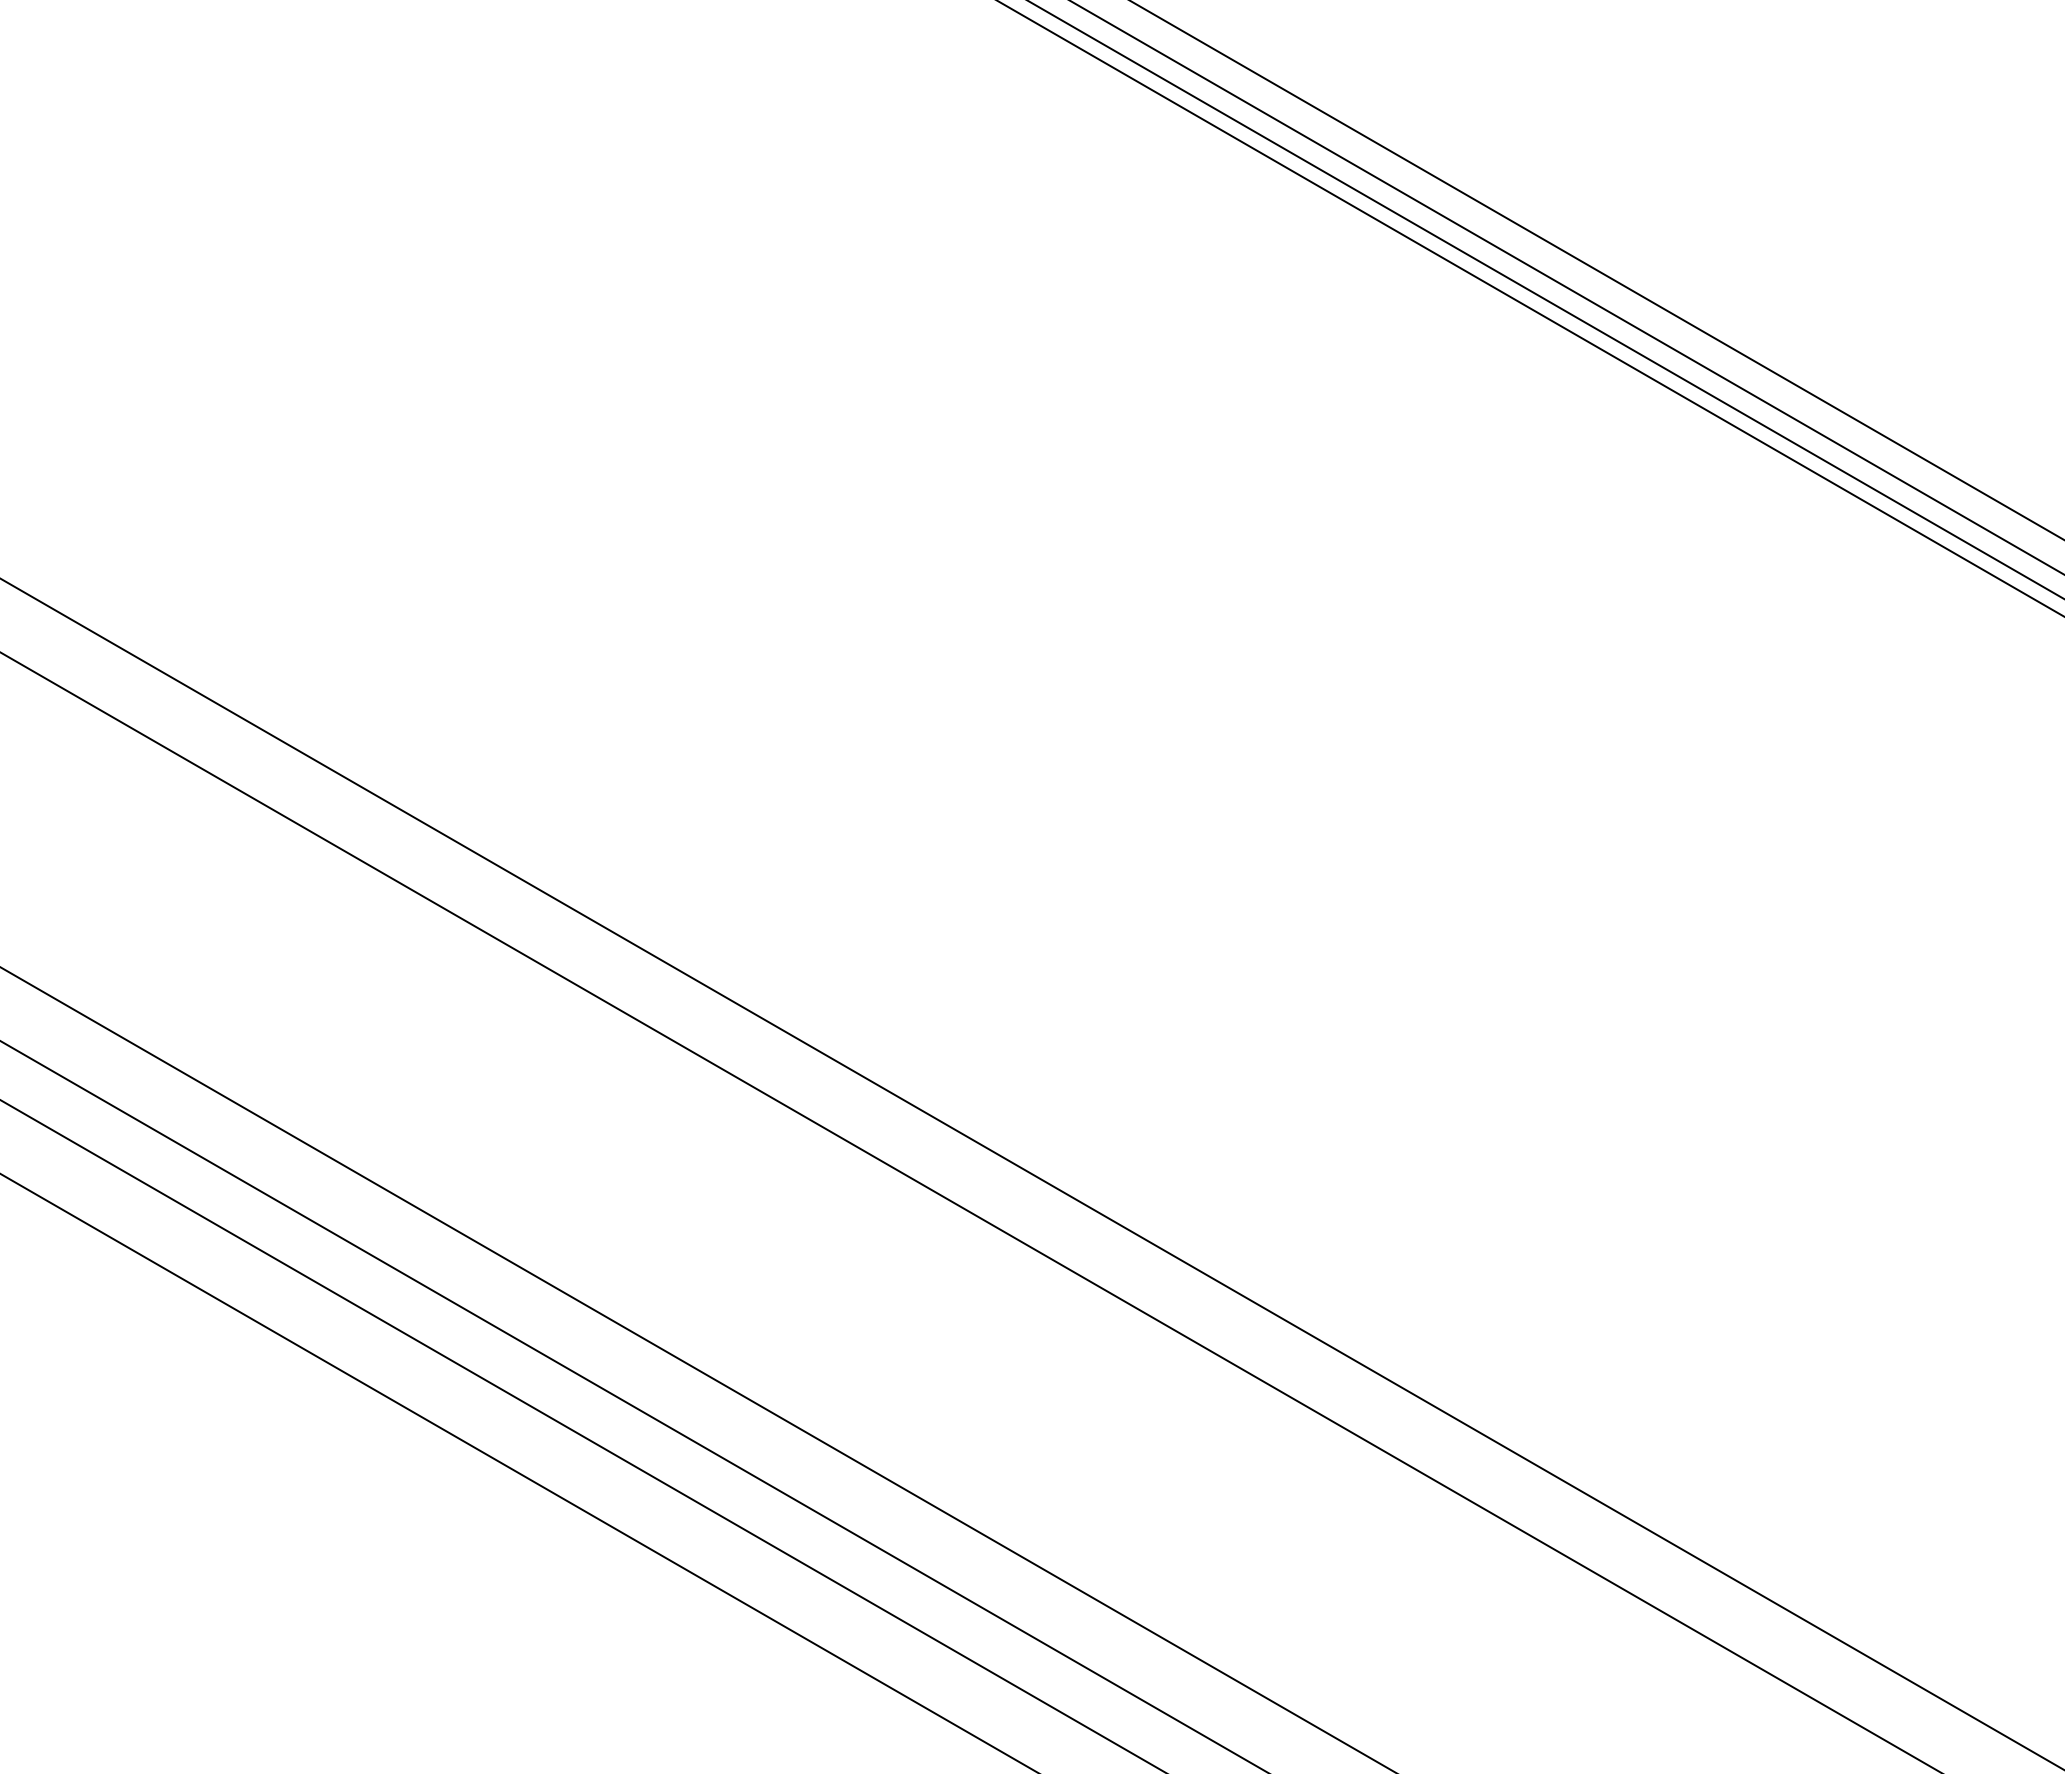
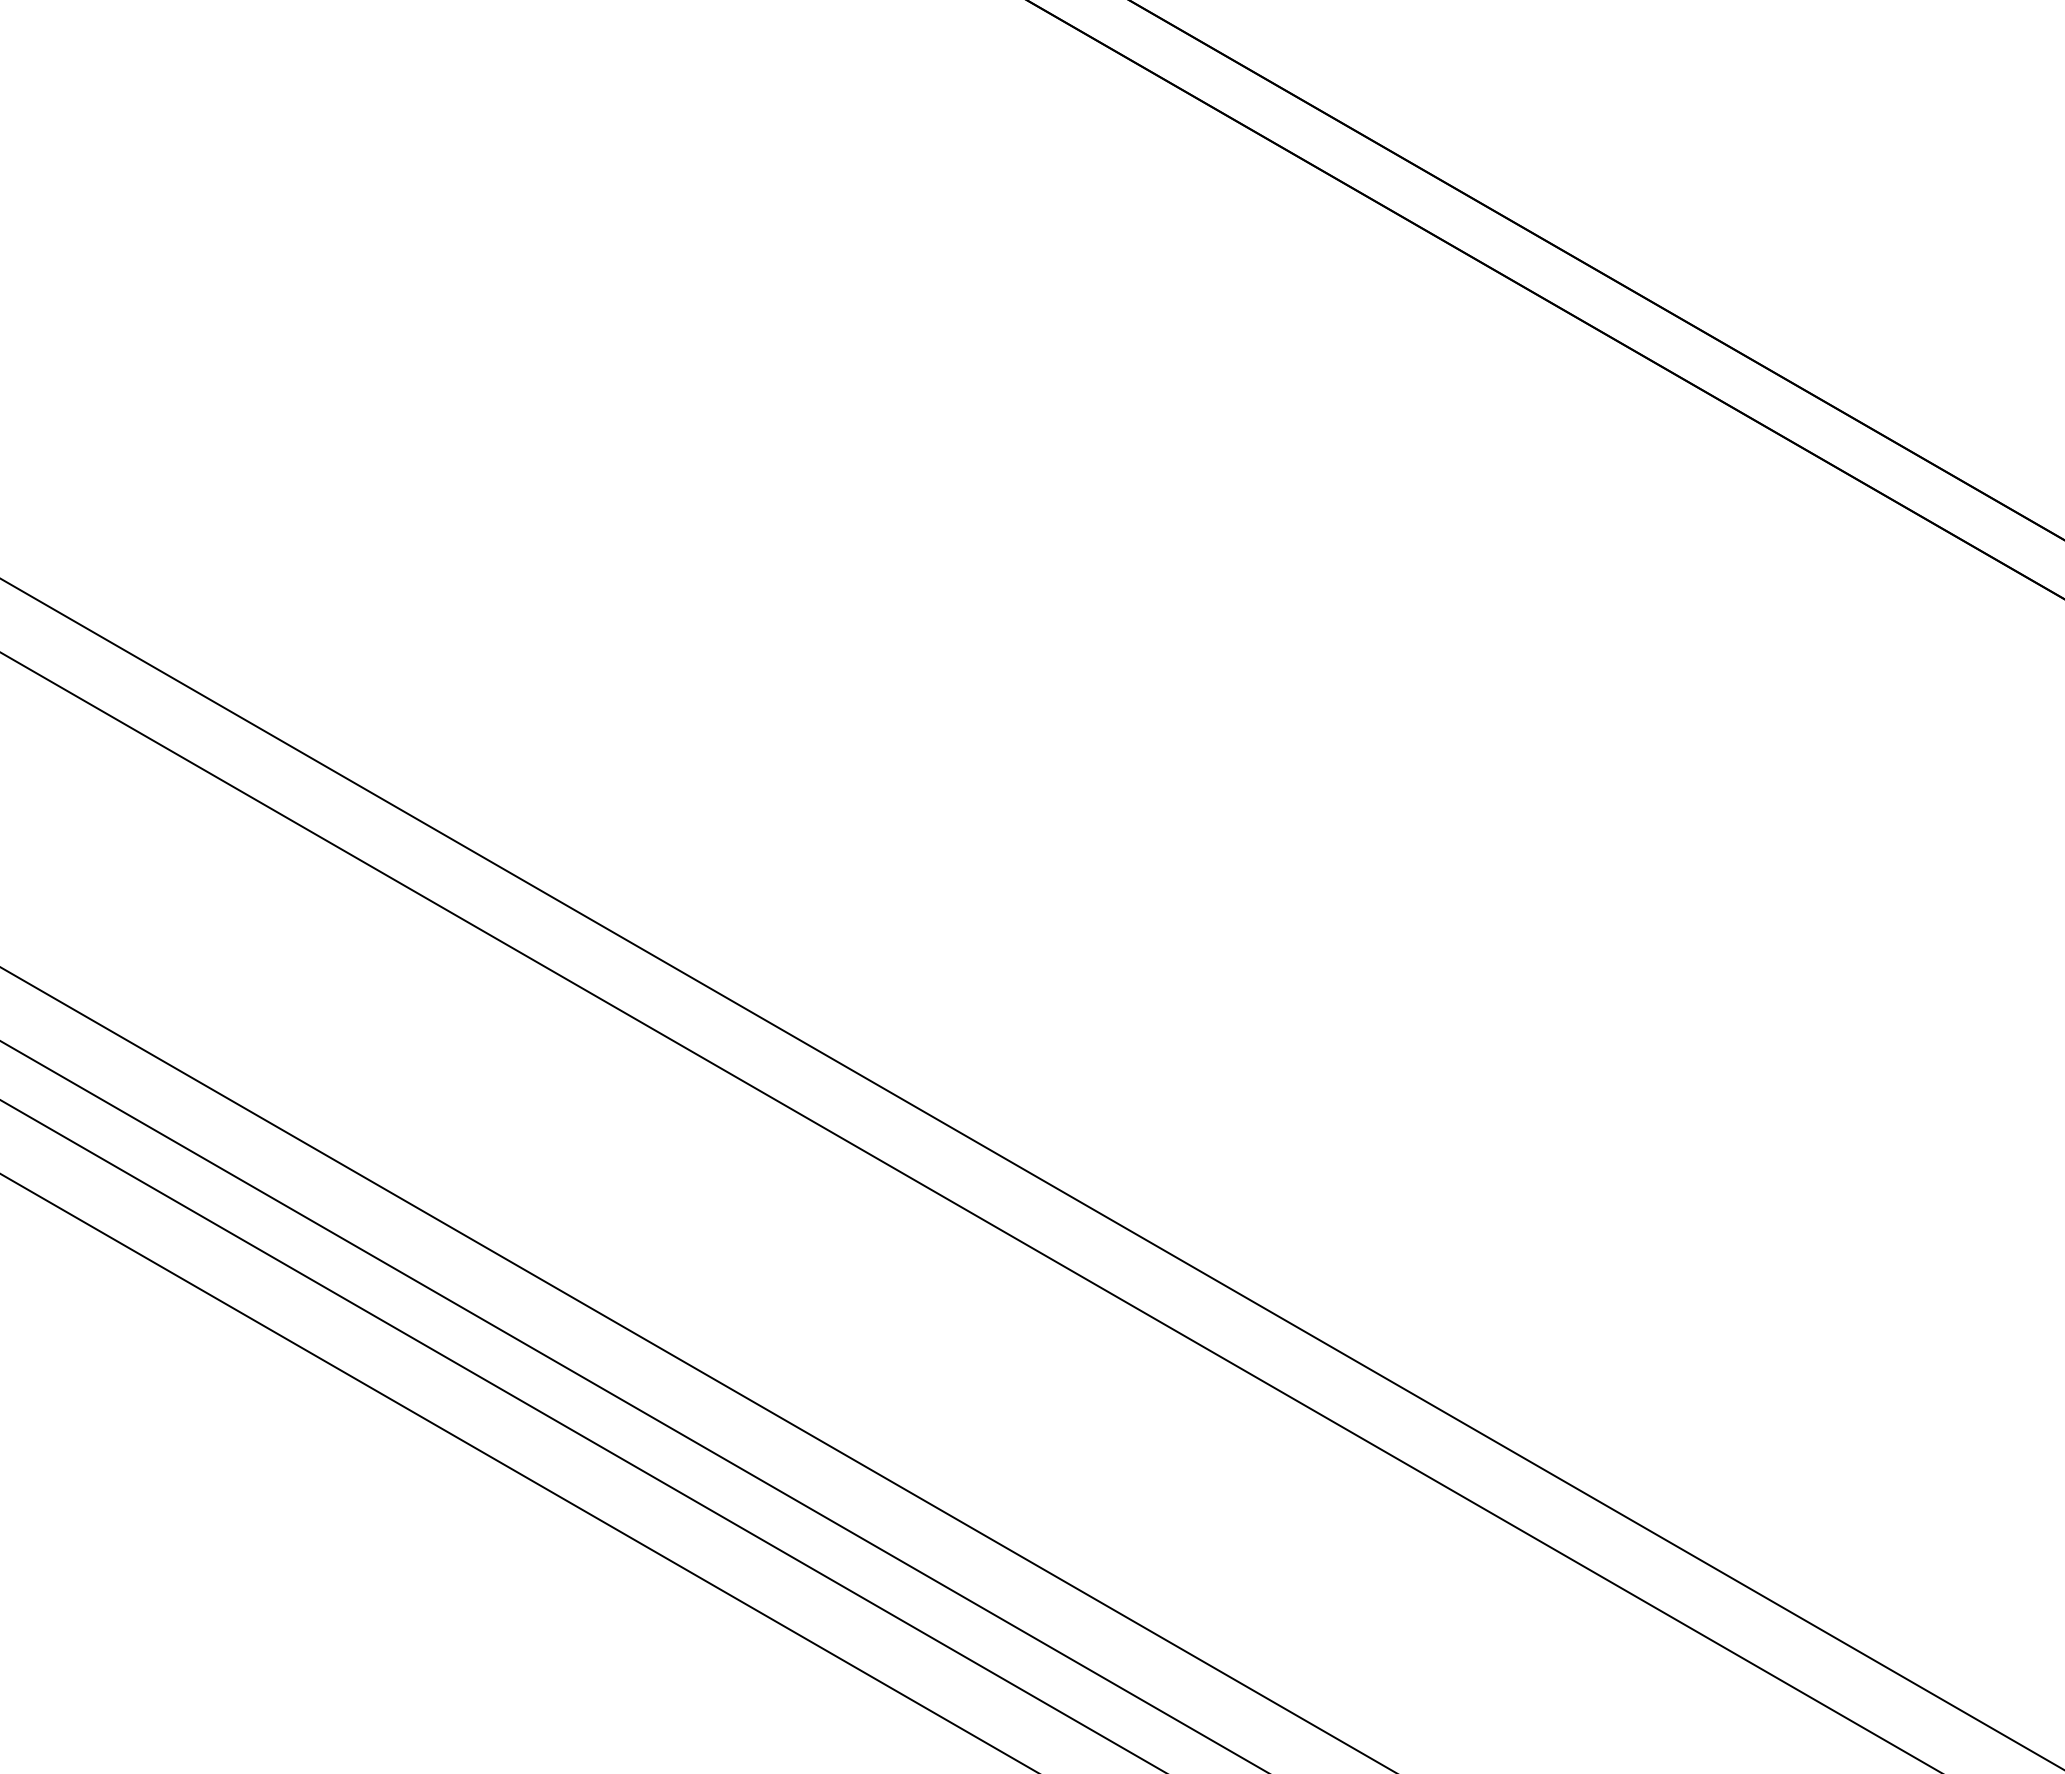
line position: (1566, 287) -> (1596, 270) (1596, 270)
line position: (1530, 308) -> (1545, 299) (1545, 299)
